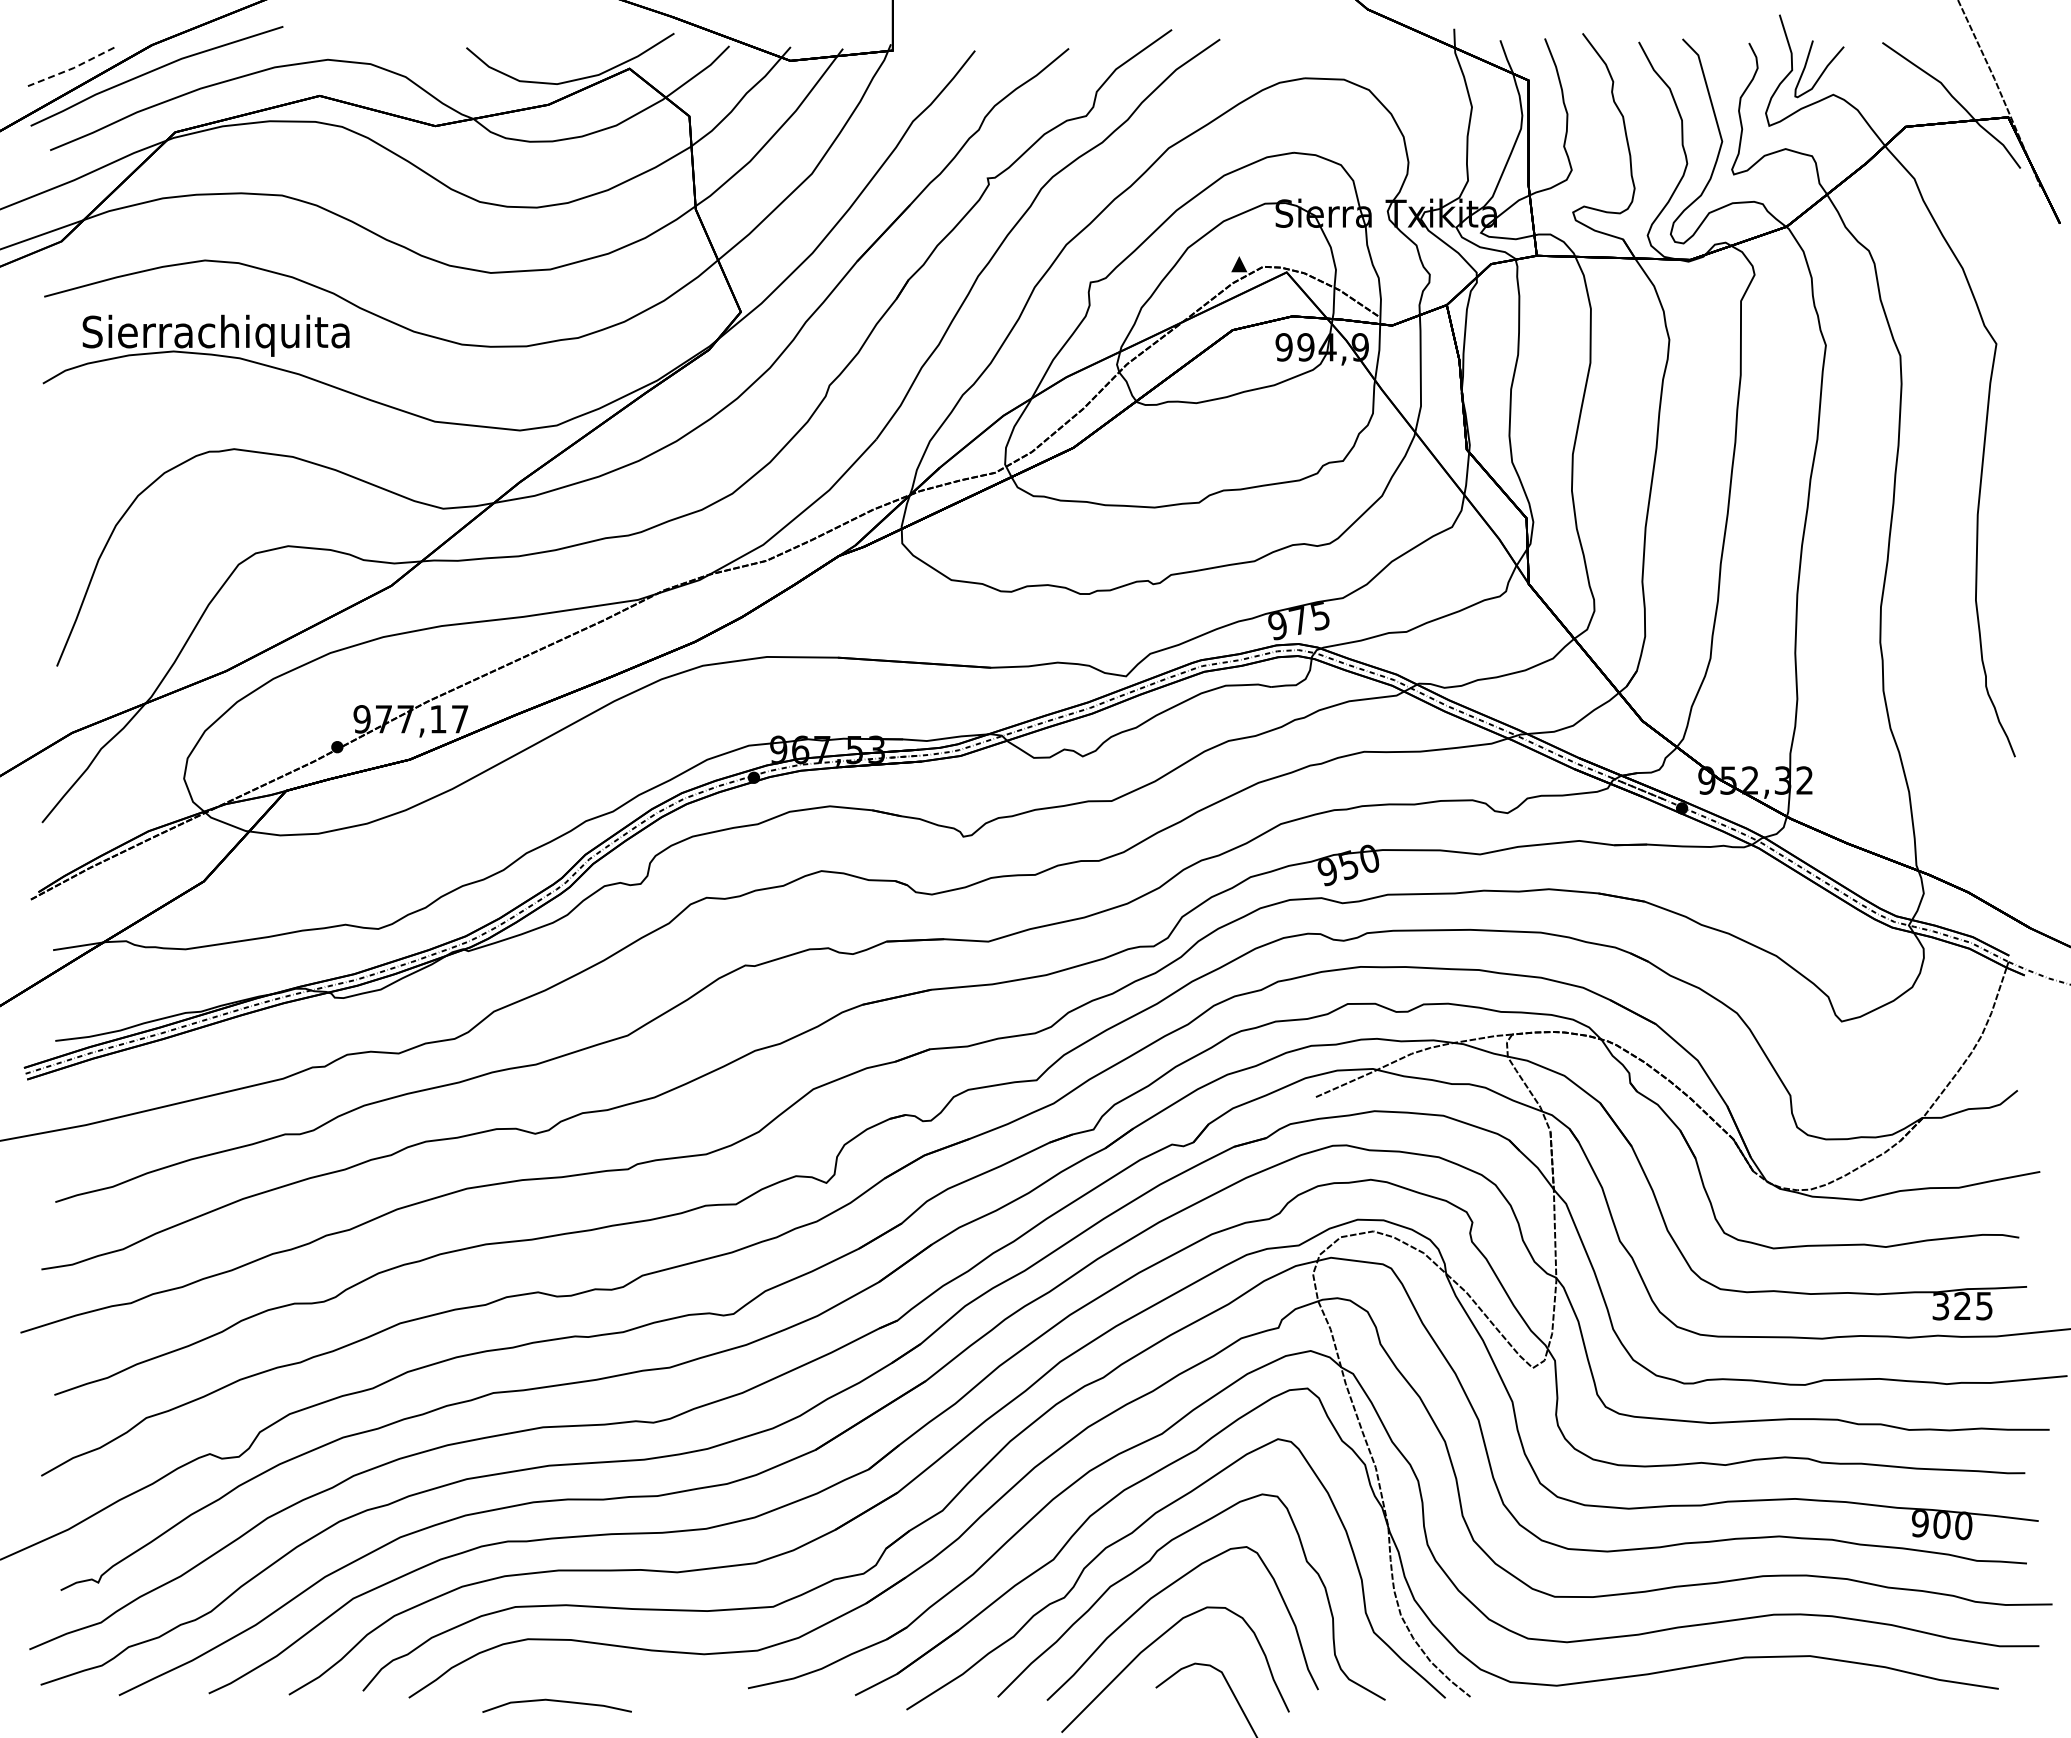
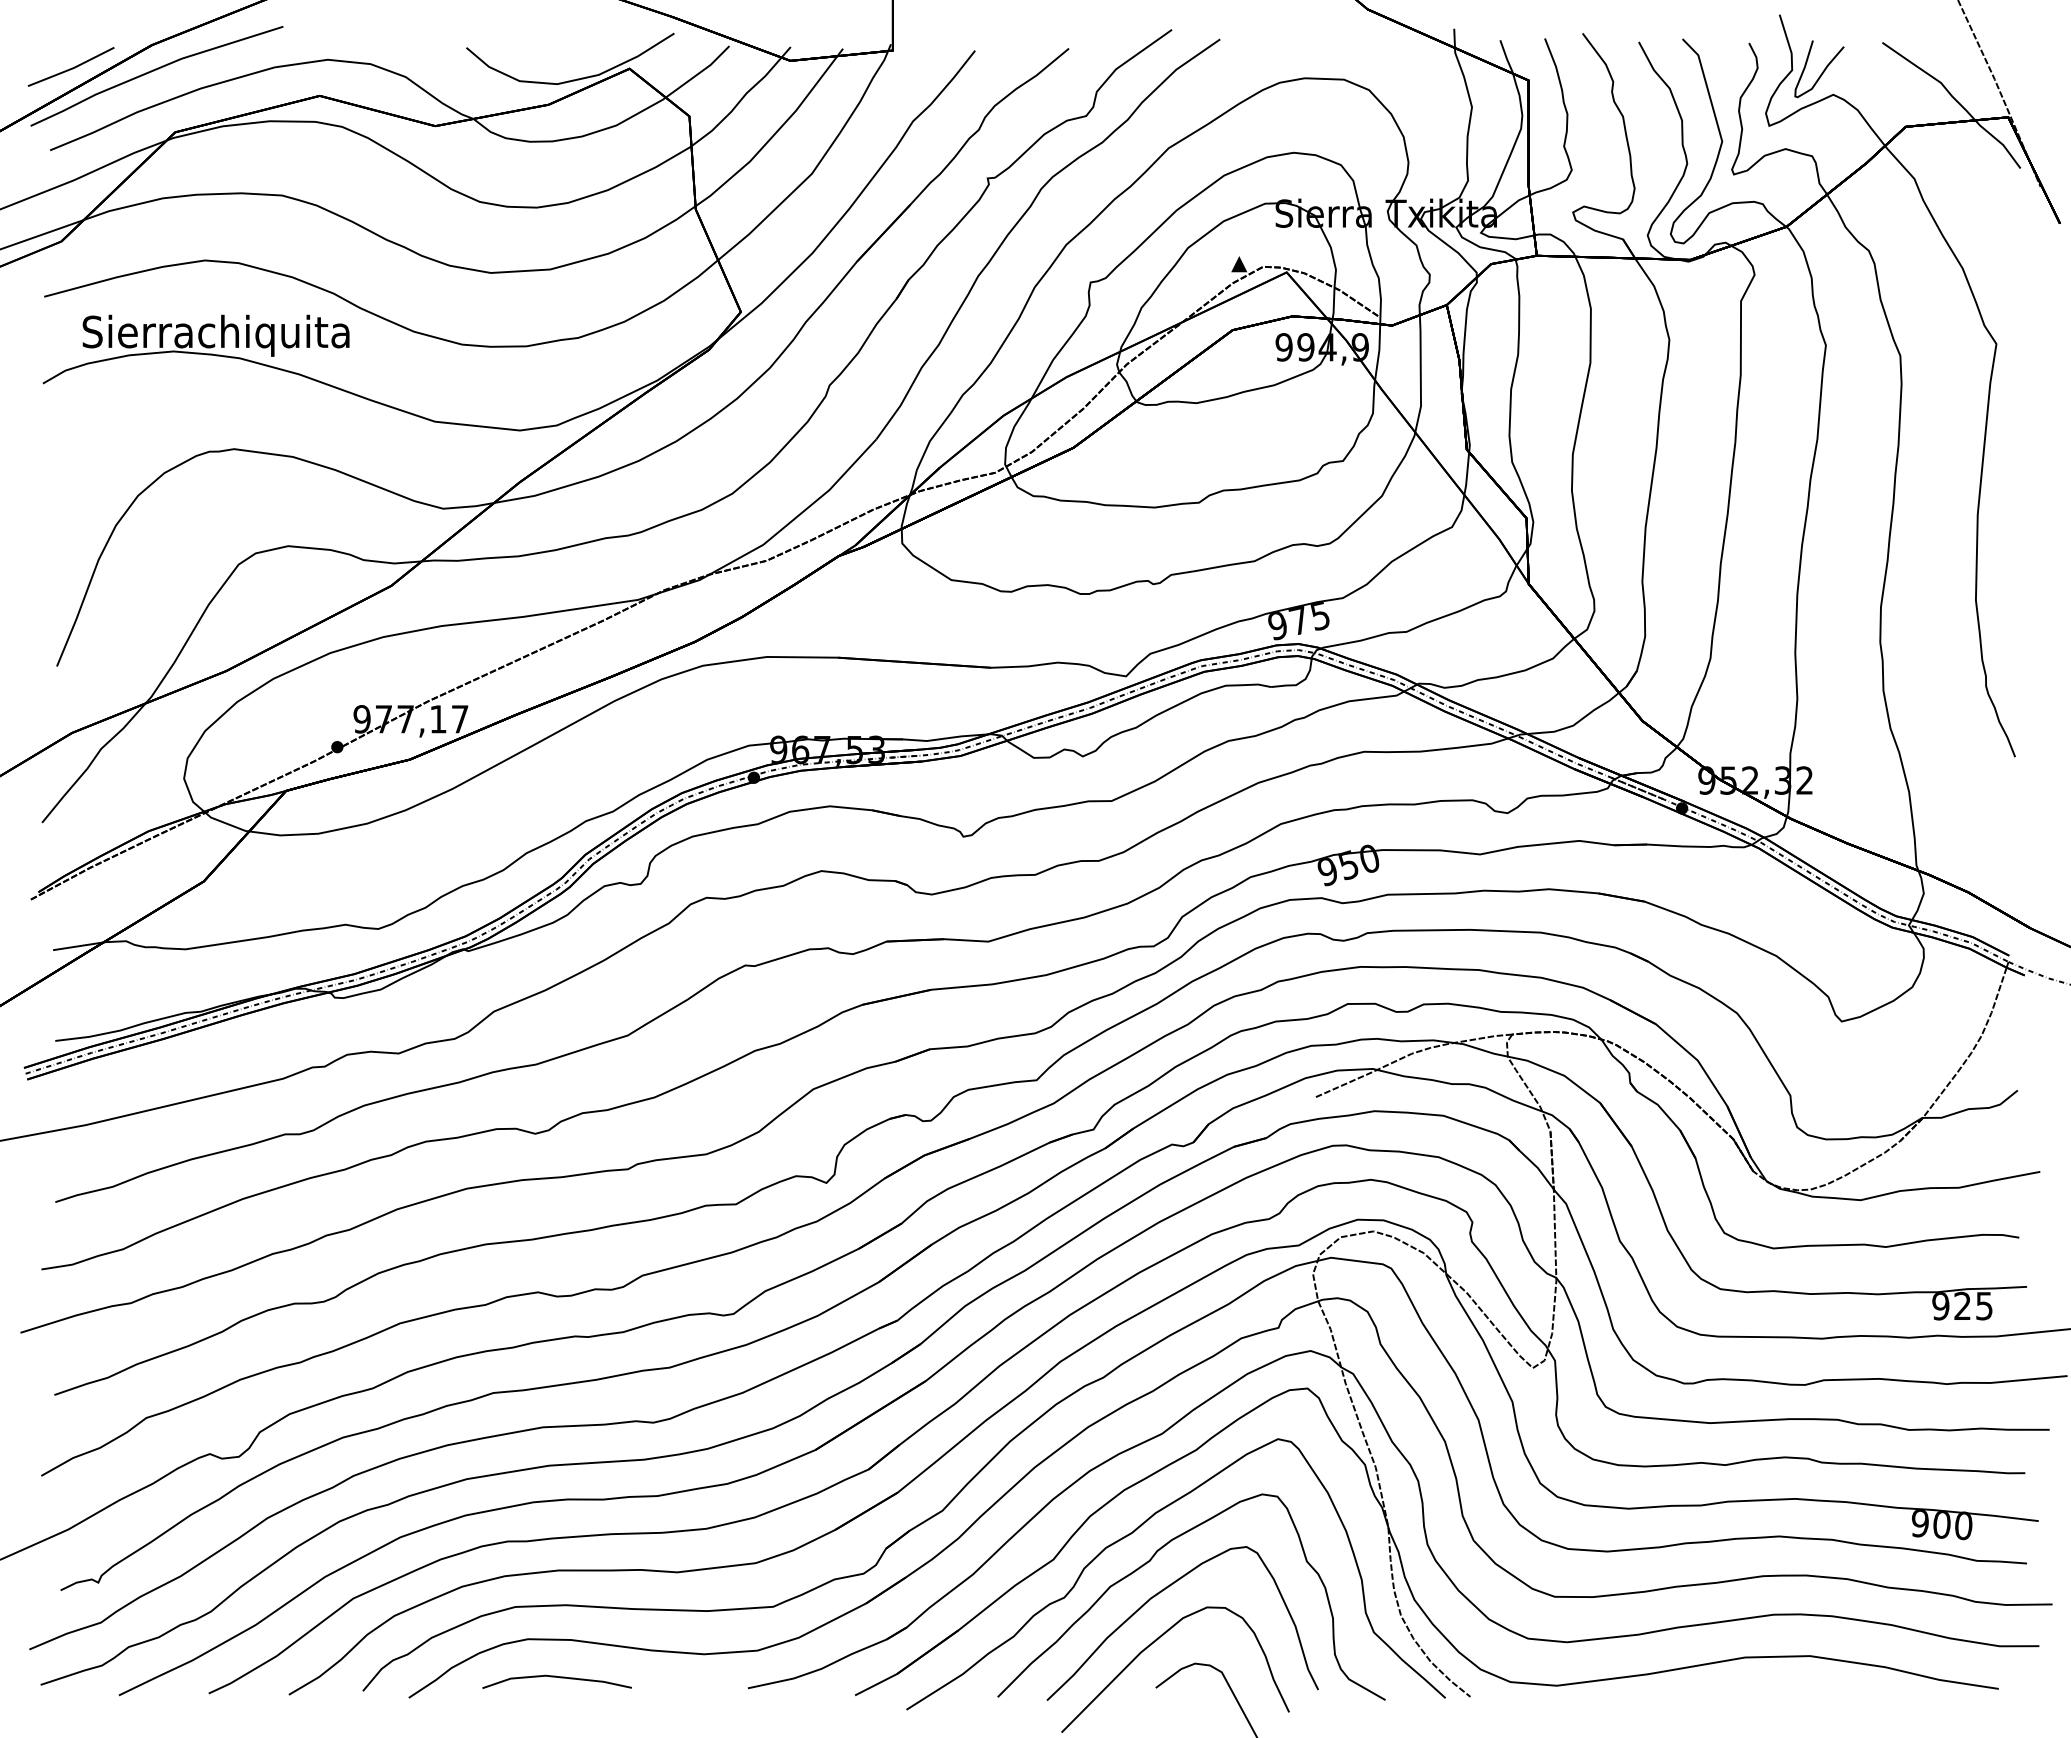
line: dashed -> solid (72, 68)
text: 325 -> 925 (1940, 1306)
curve position: (556, 1701) -> (556, 1677) (556, 1677)
